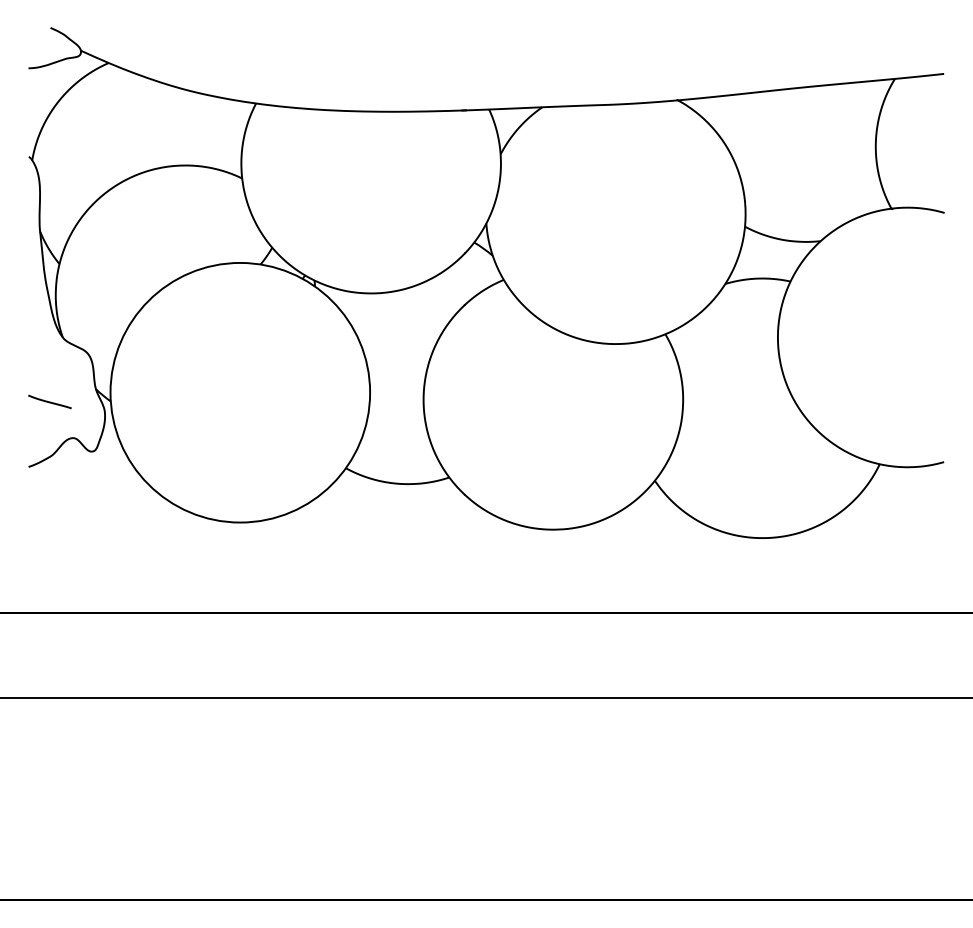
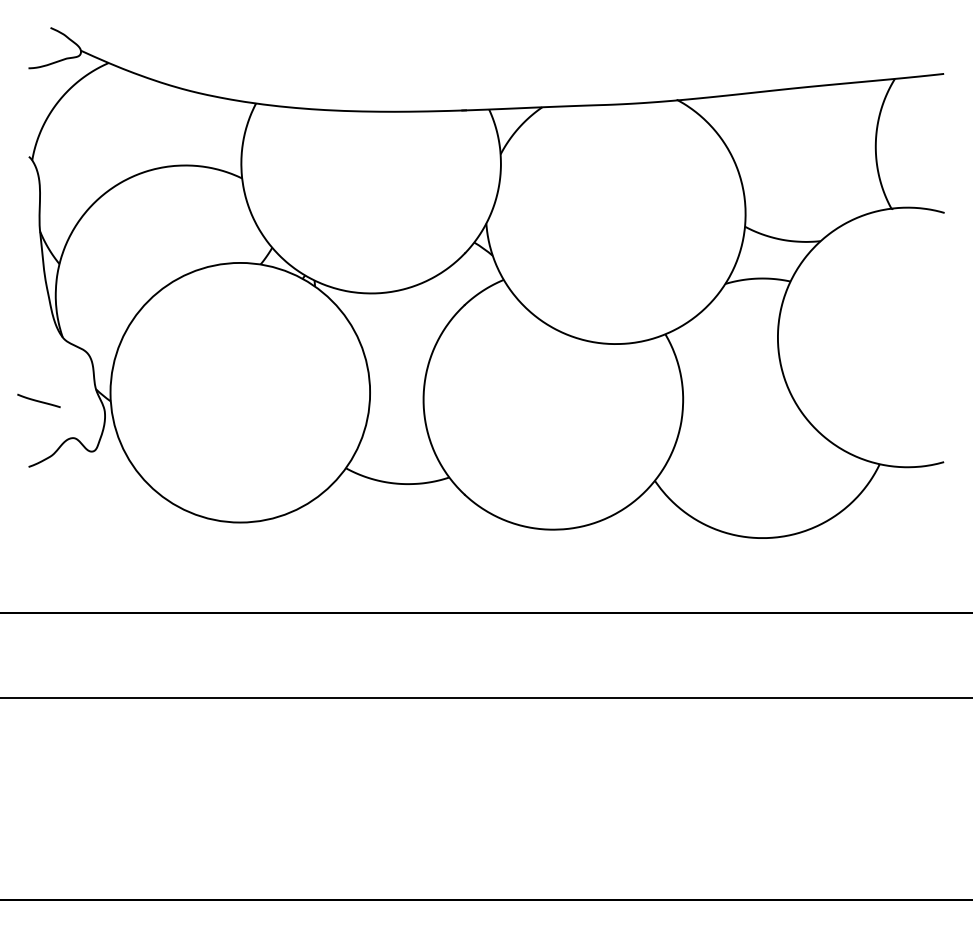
line position: (49, 401) -> (38, 400) (38, 400)
